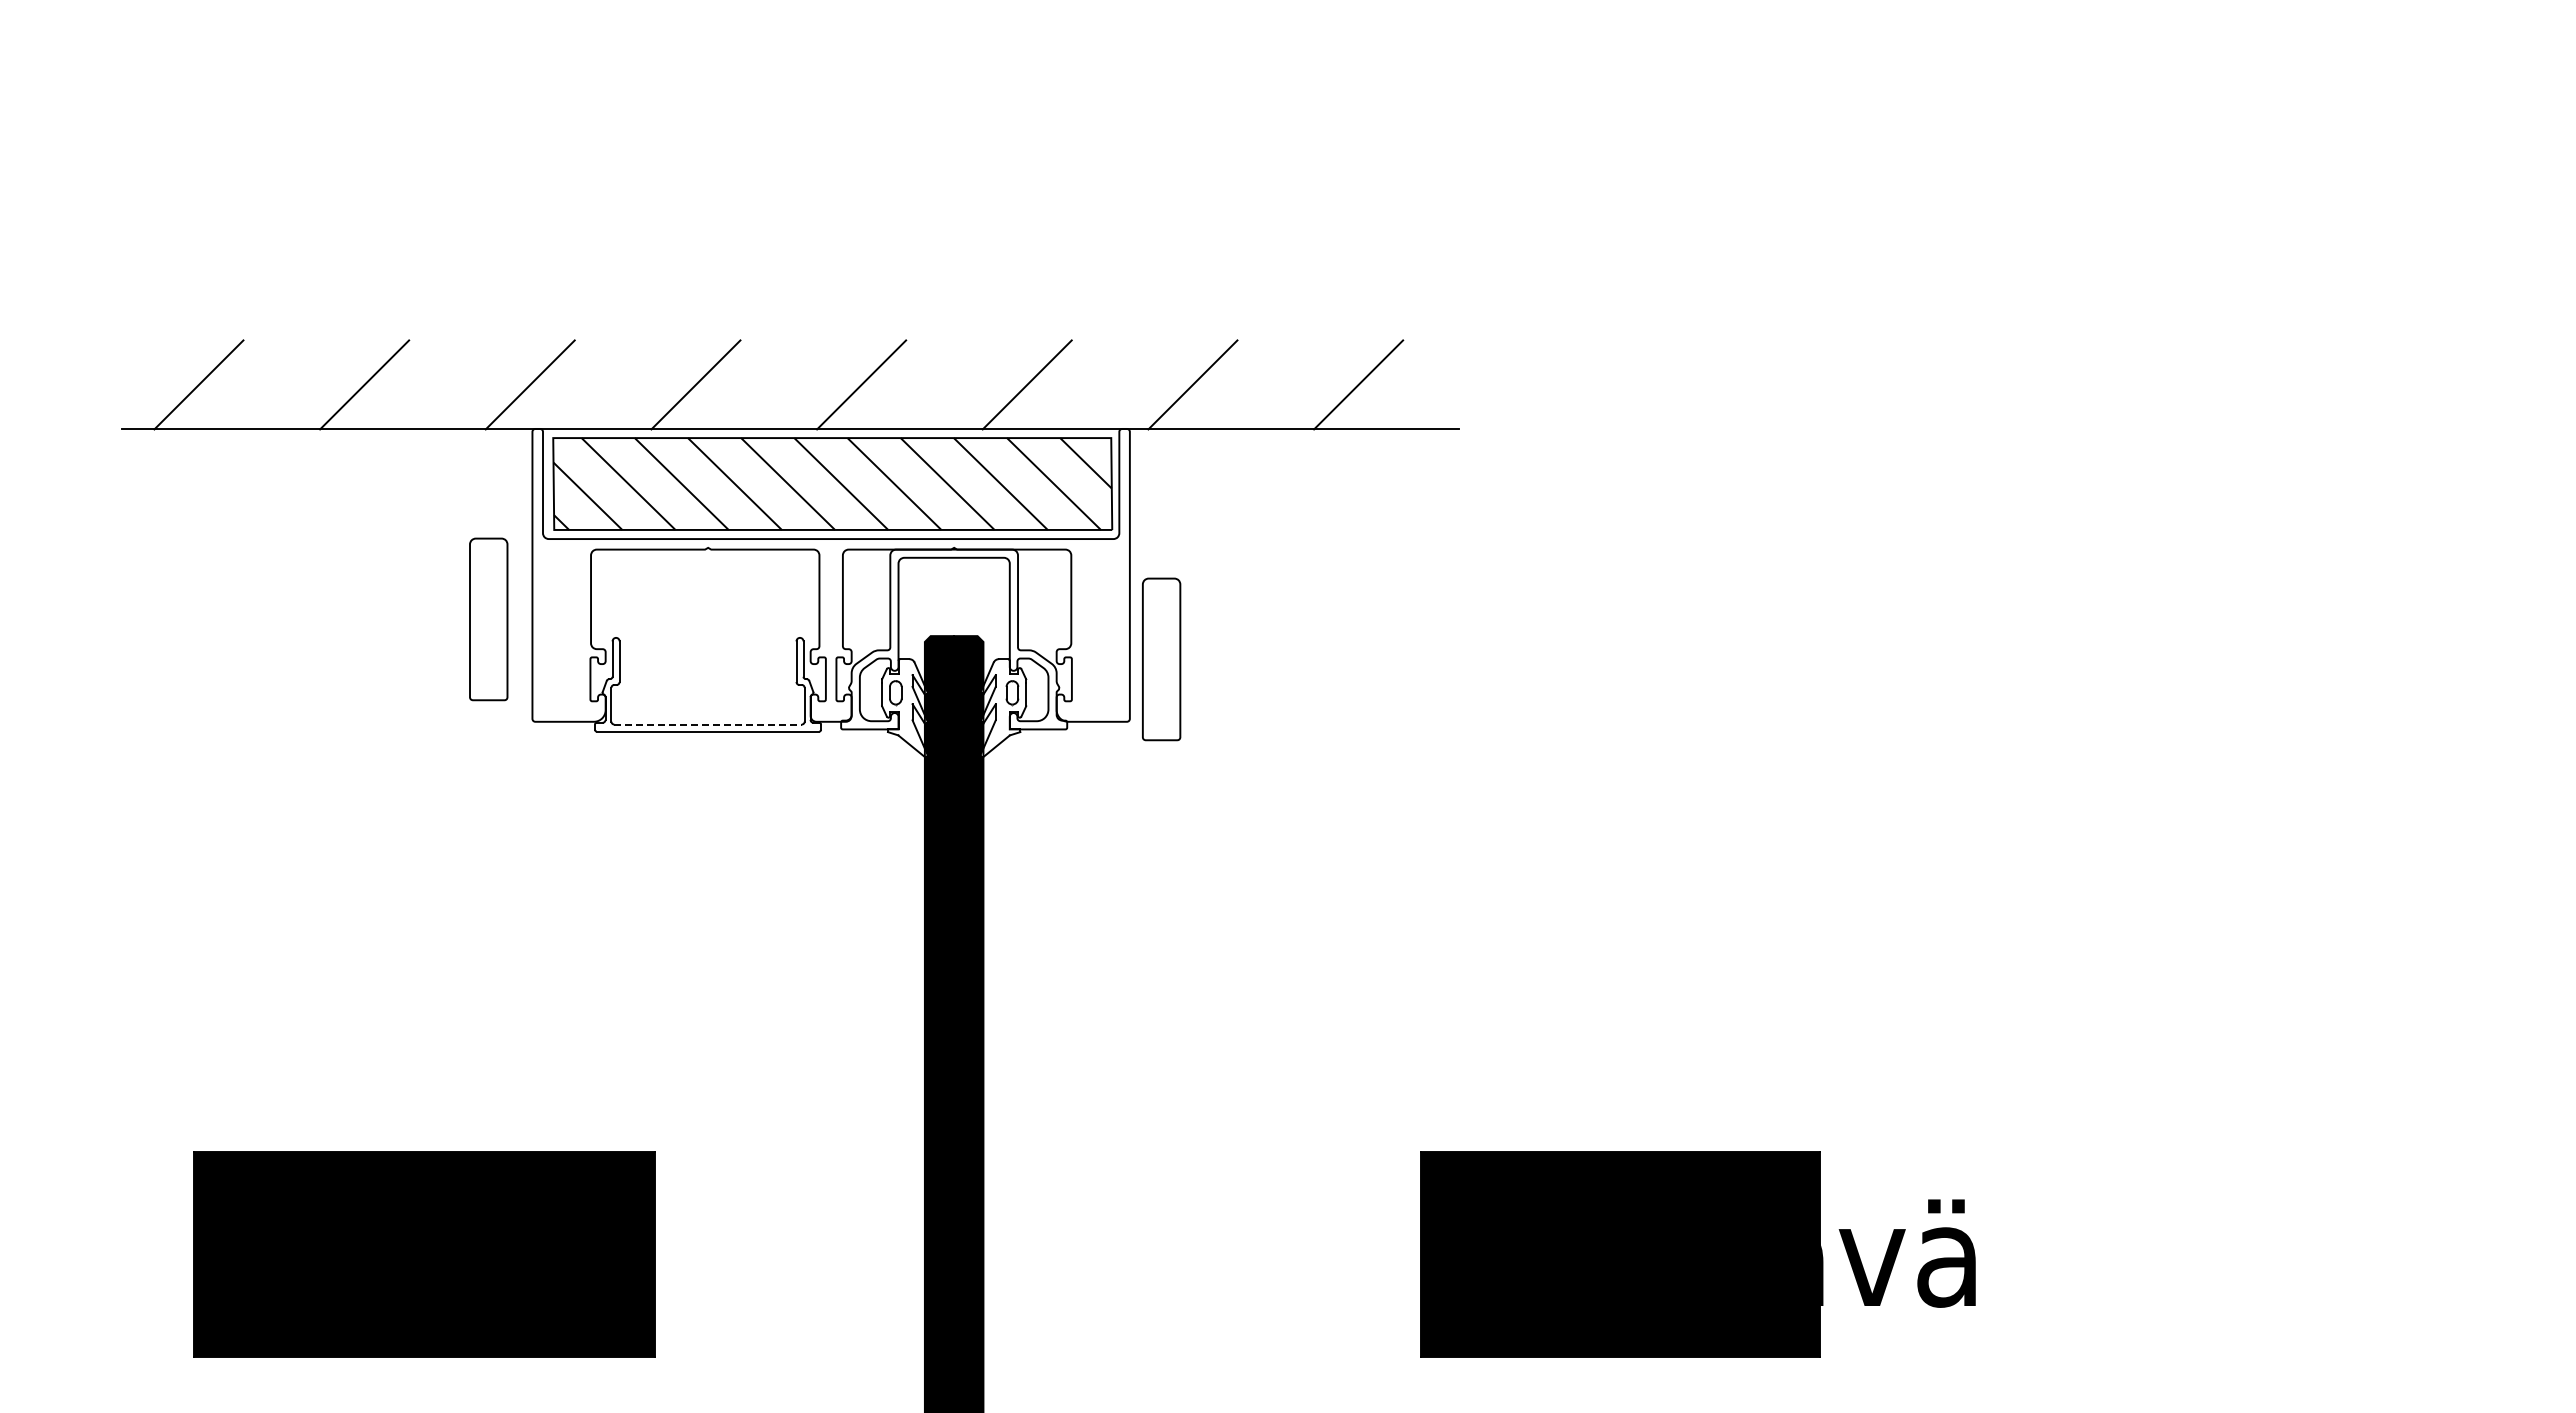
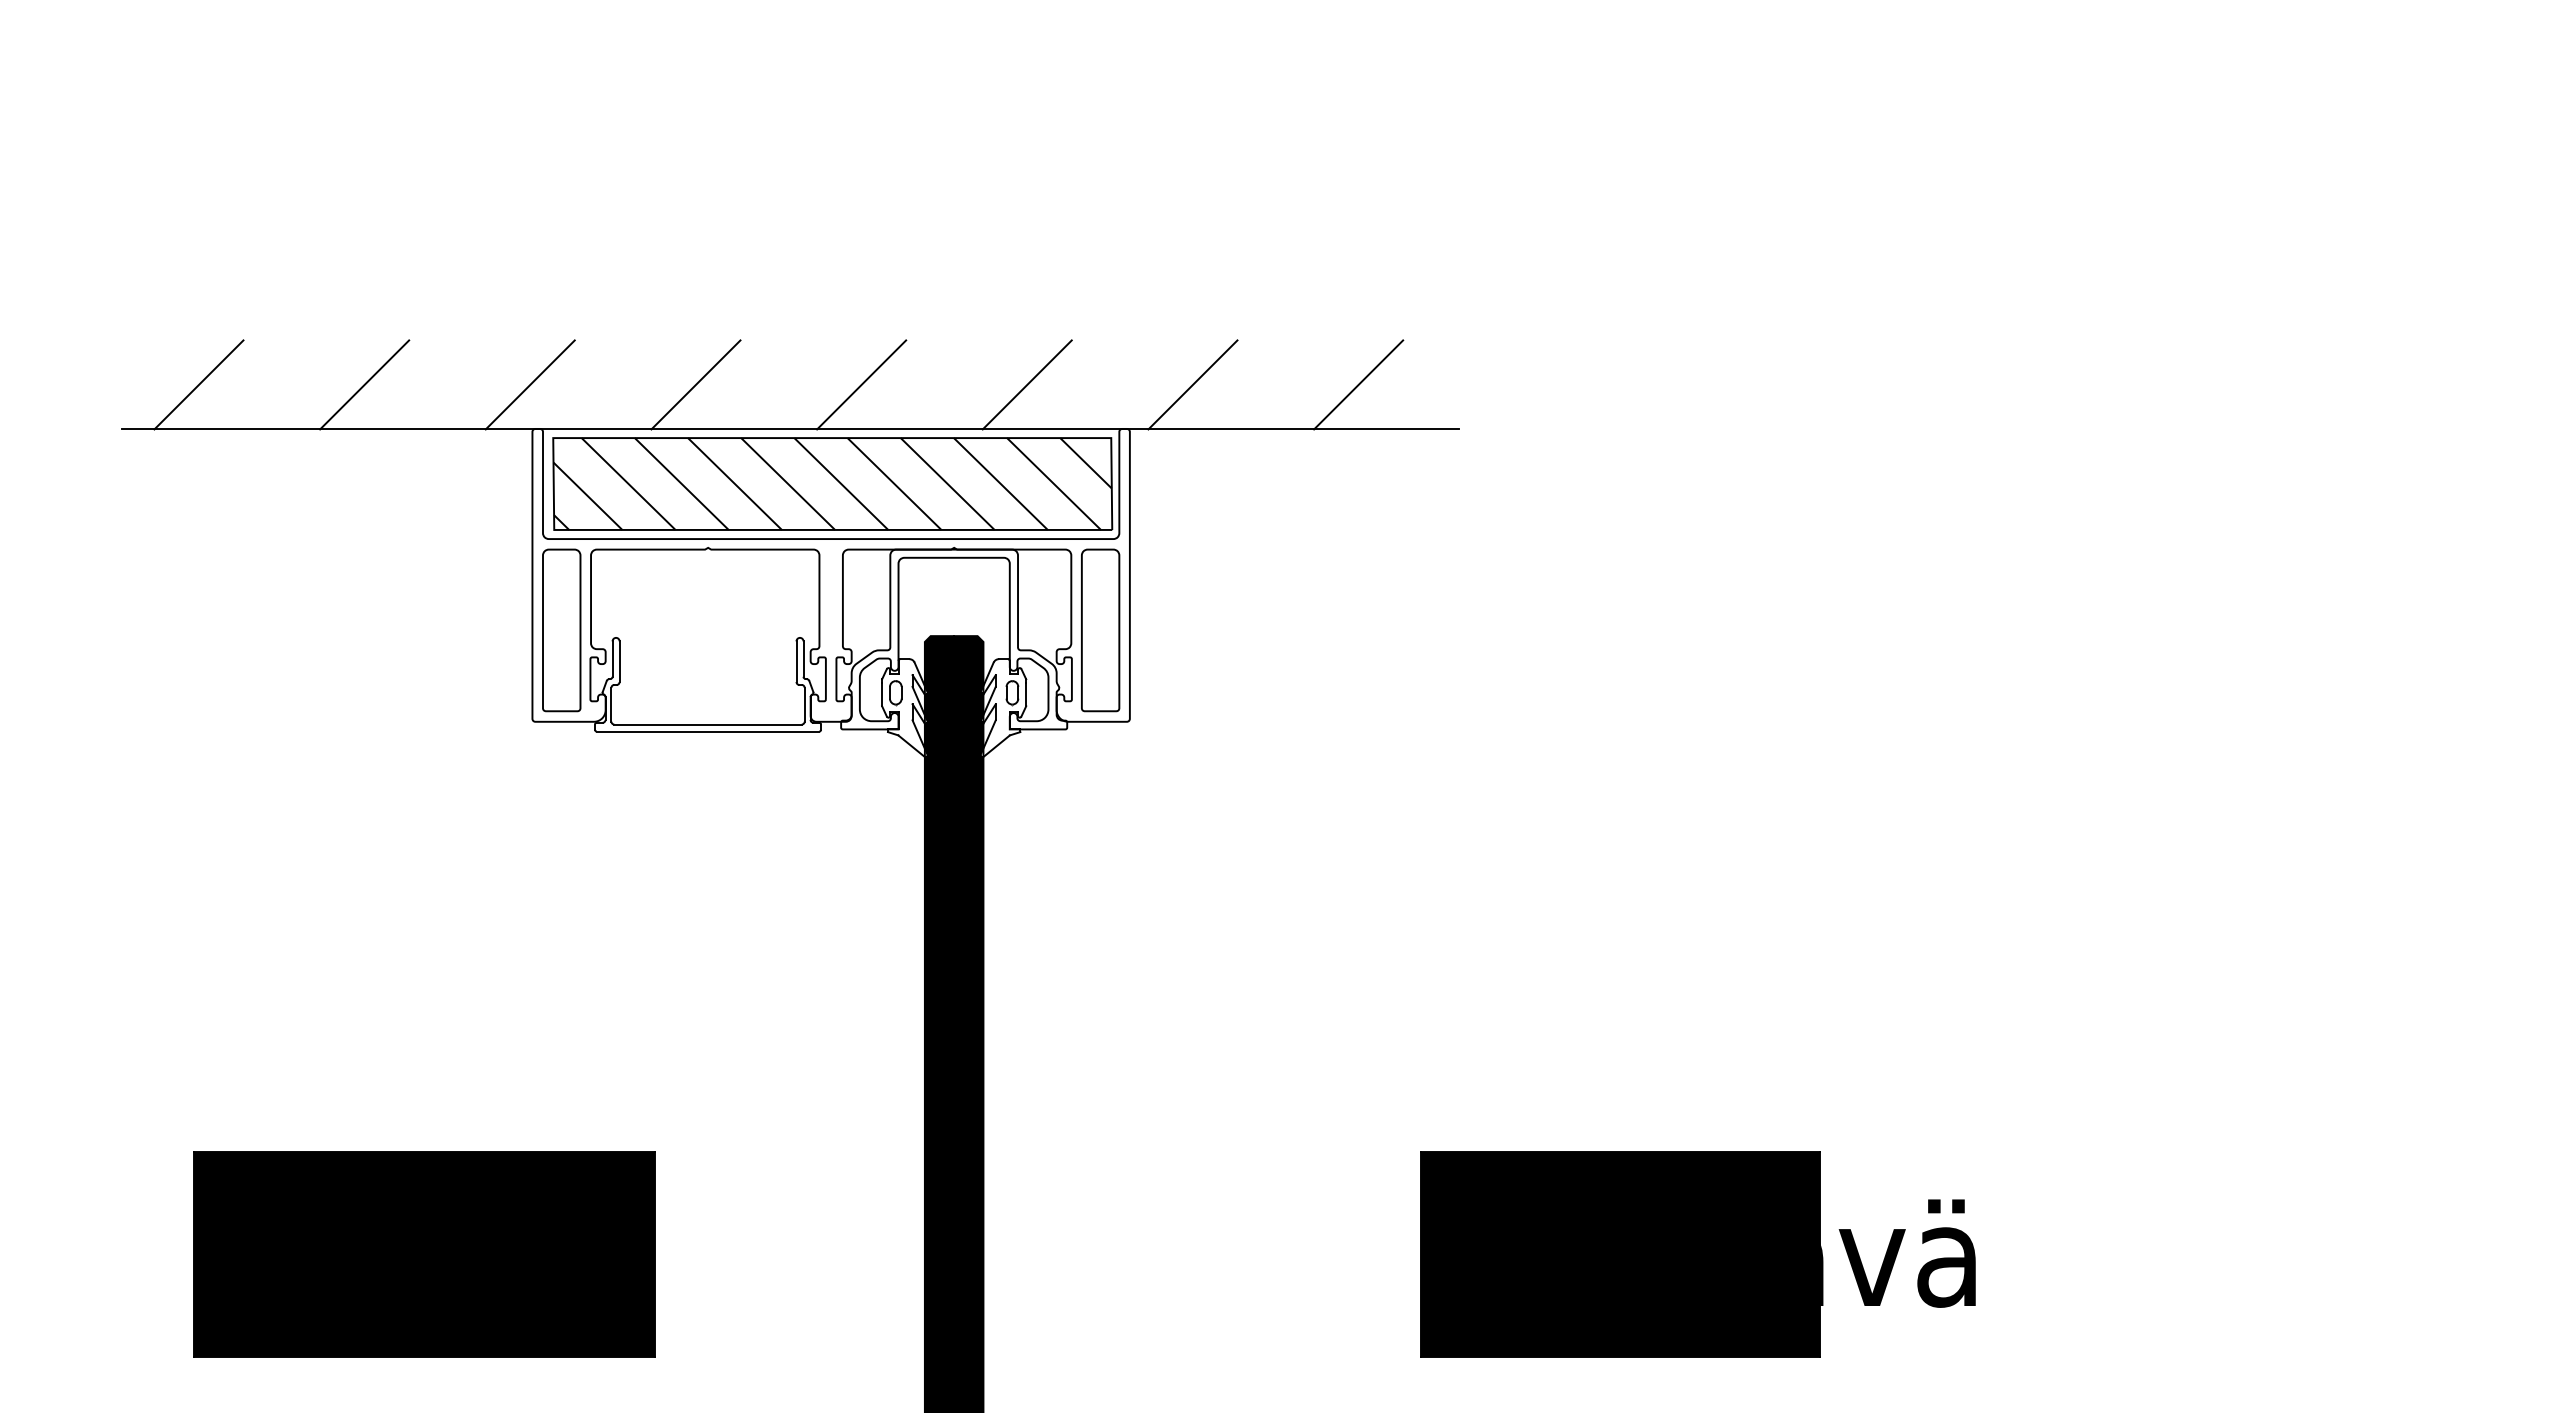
part position: (488, 619) -> (561, 630) (561, 630)
part position: (1161, 659) -> (1100, 630) (1100, 630)
line: dashed -> solid (708, 724)
